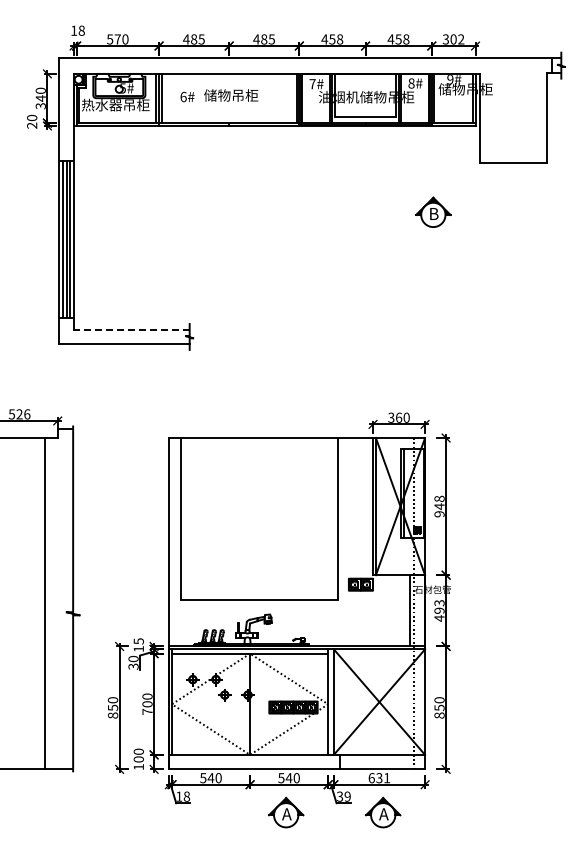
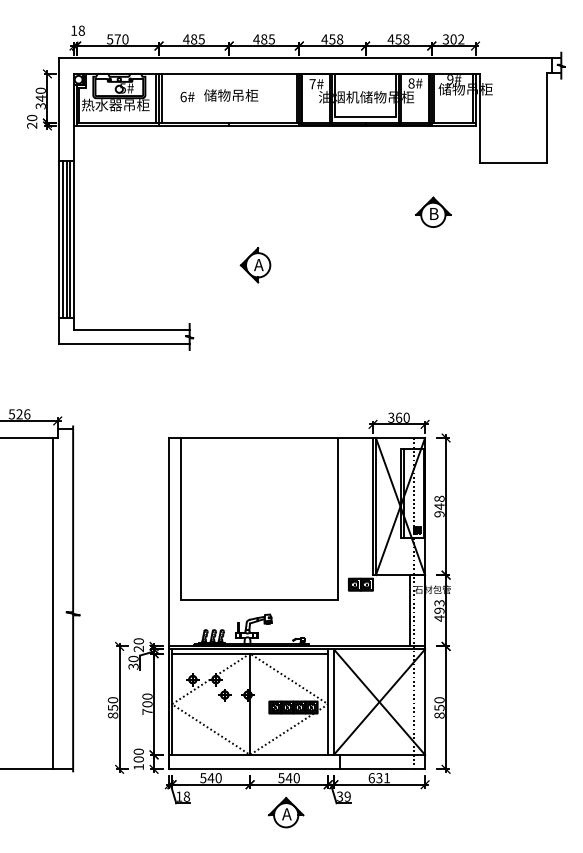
part: none -> present (255, 265)
line: dashed -> solid (131, 329)
line position: (45, 603) -> (53, 603) (53, 603)
text: 15 -> 20 (138, 645)
part: present -> none (383, 812)
